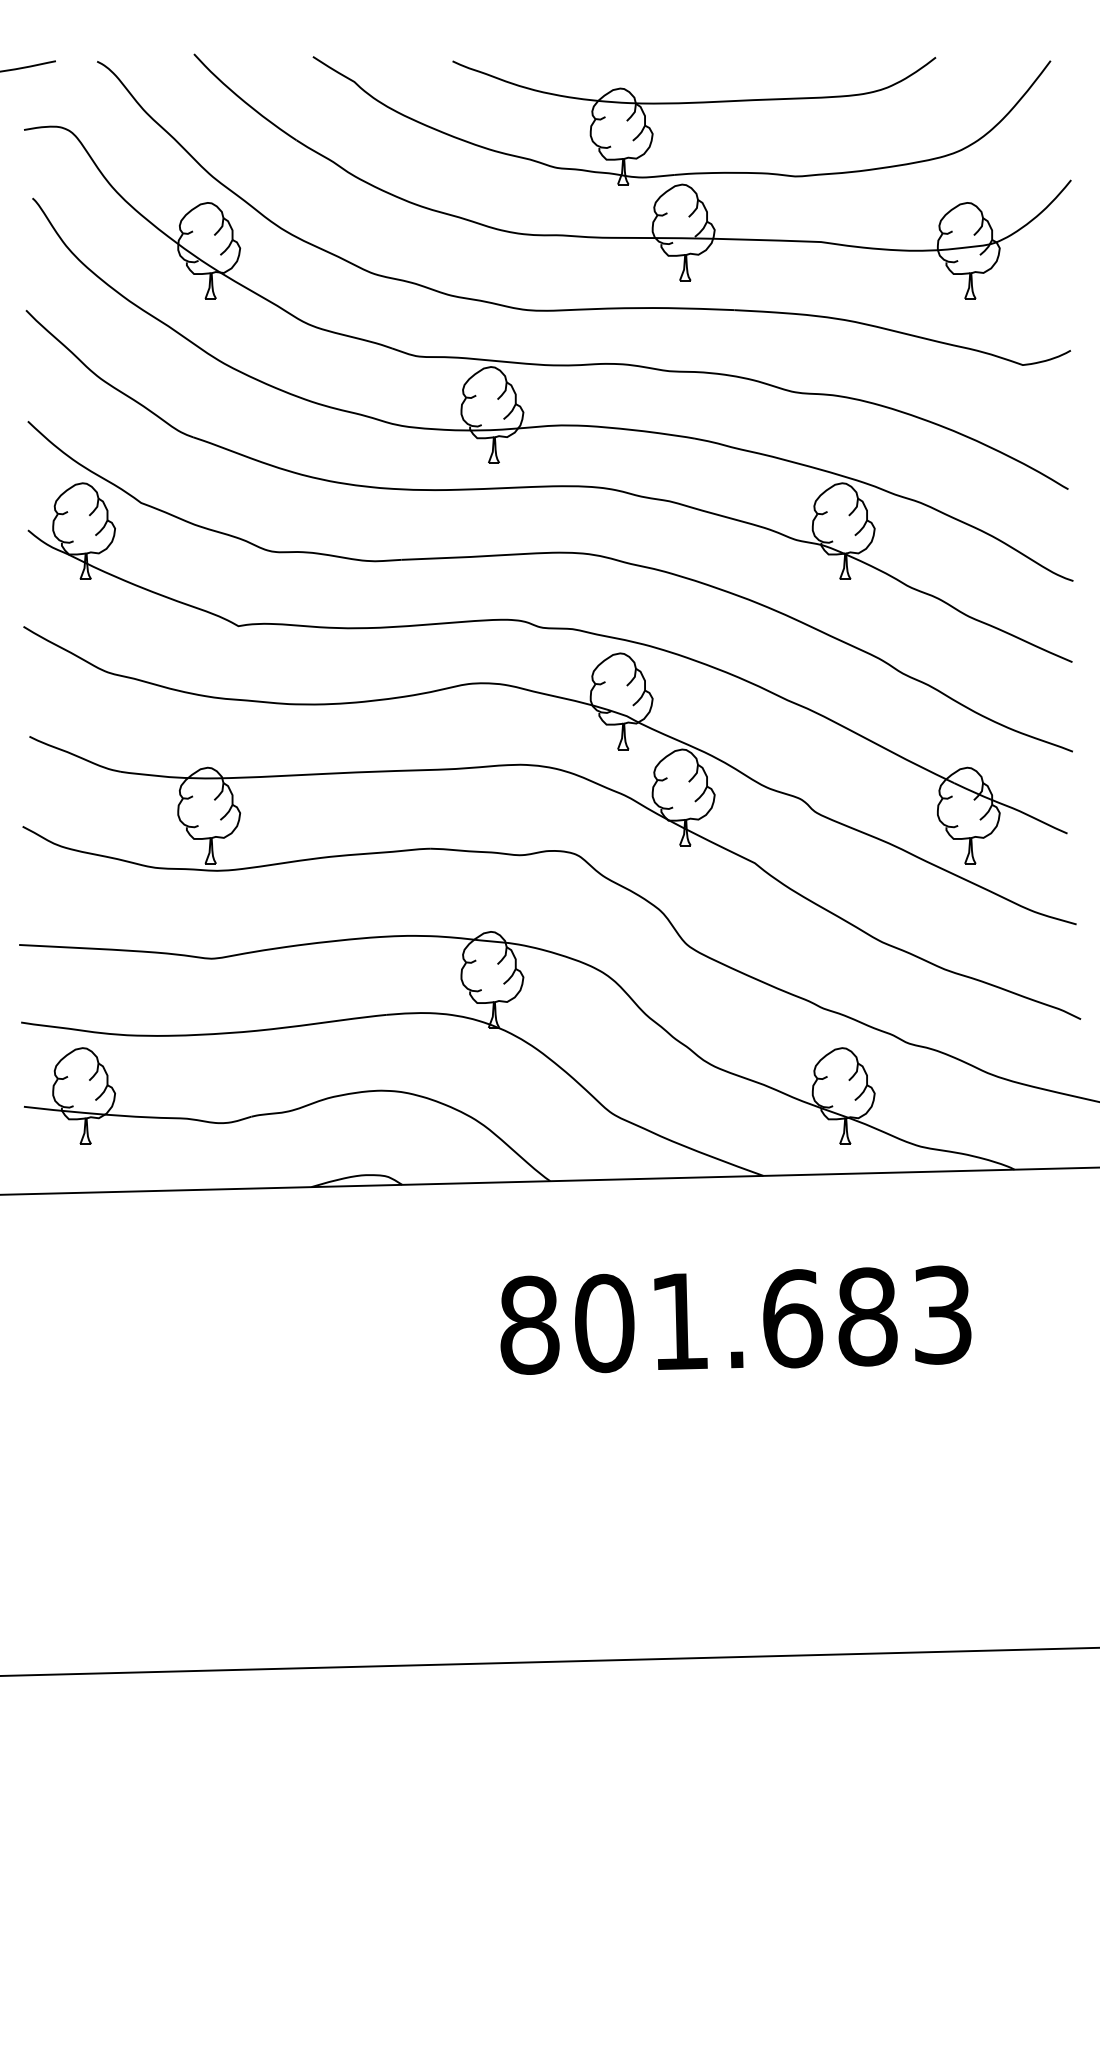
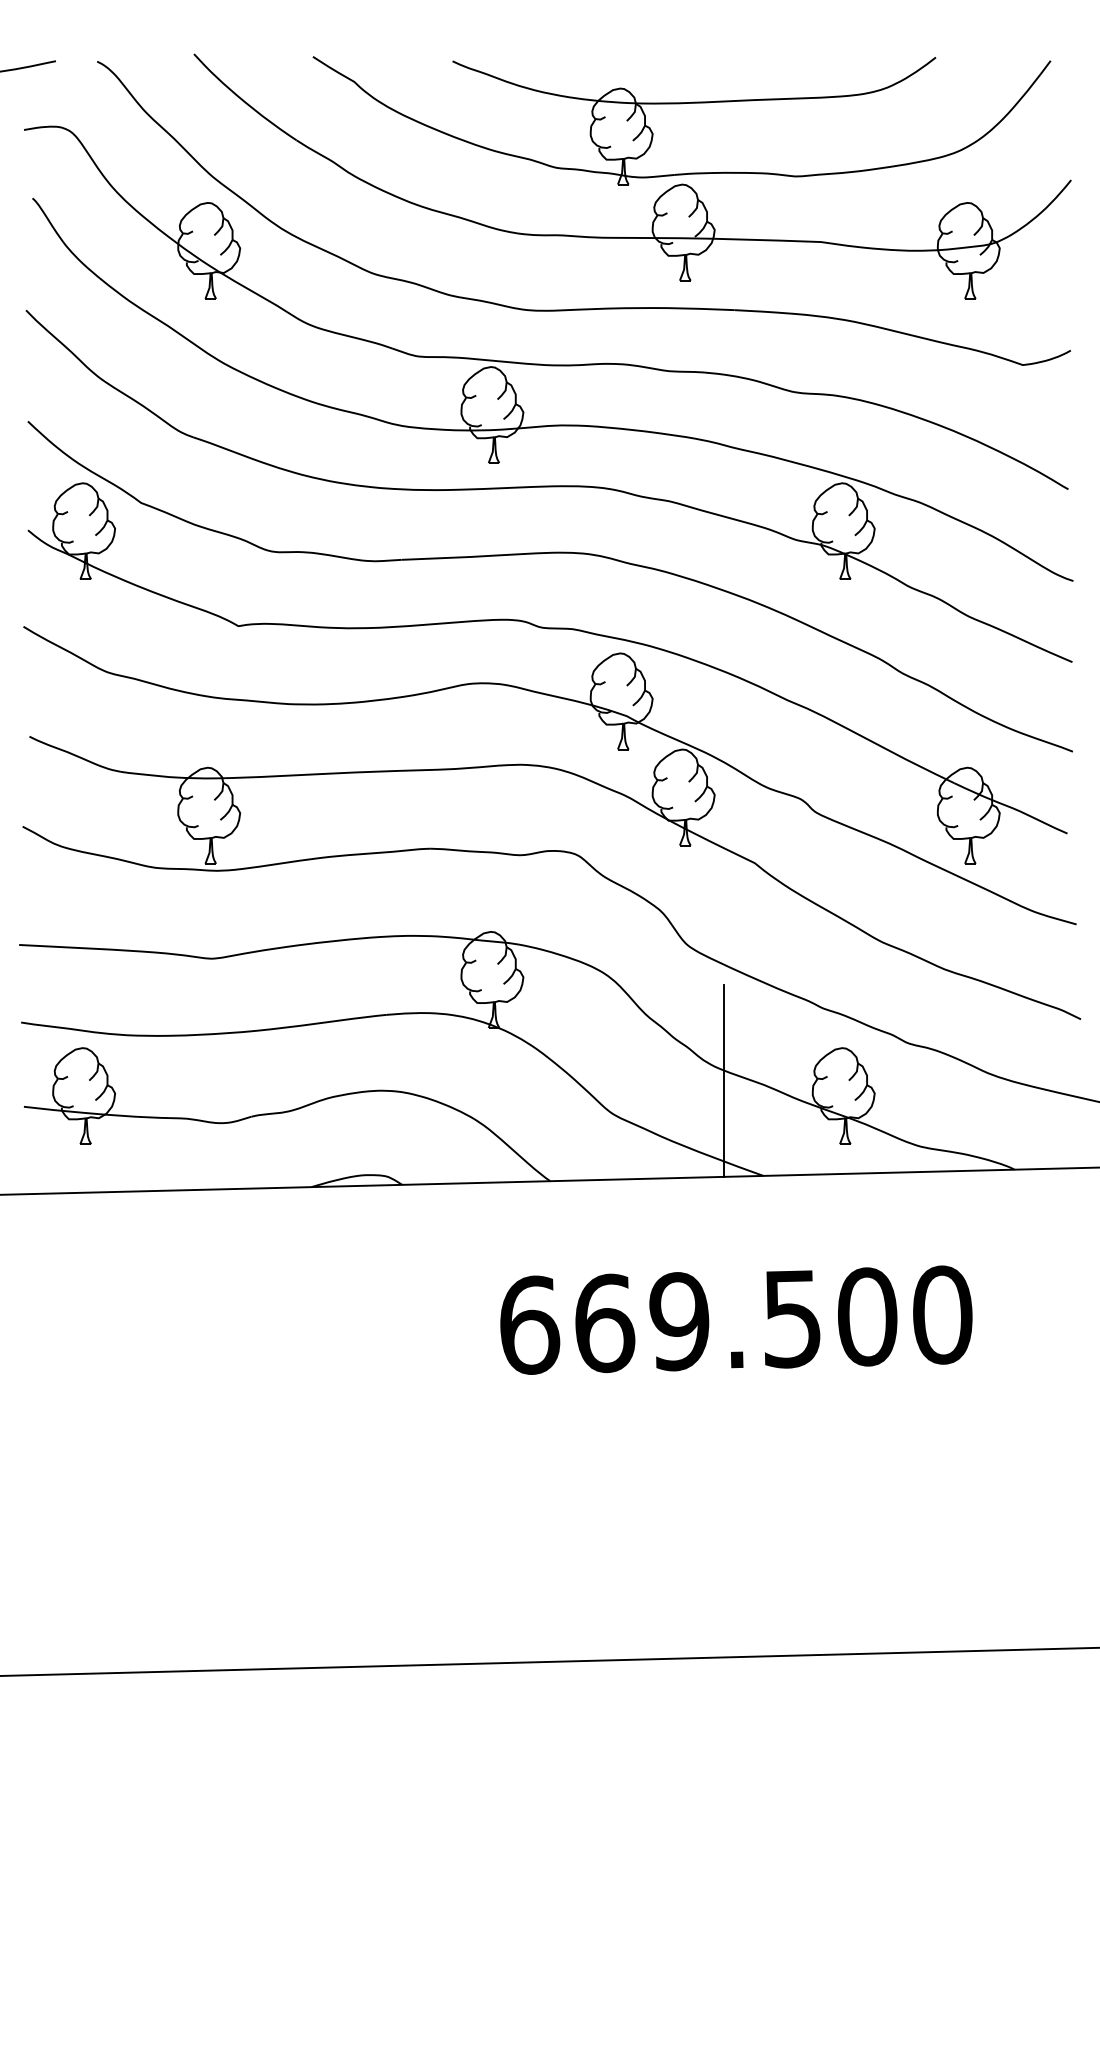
line: none -> present (724, 1080)
text: 801.683 -> 669.500 (736, 1319)
